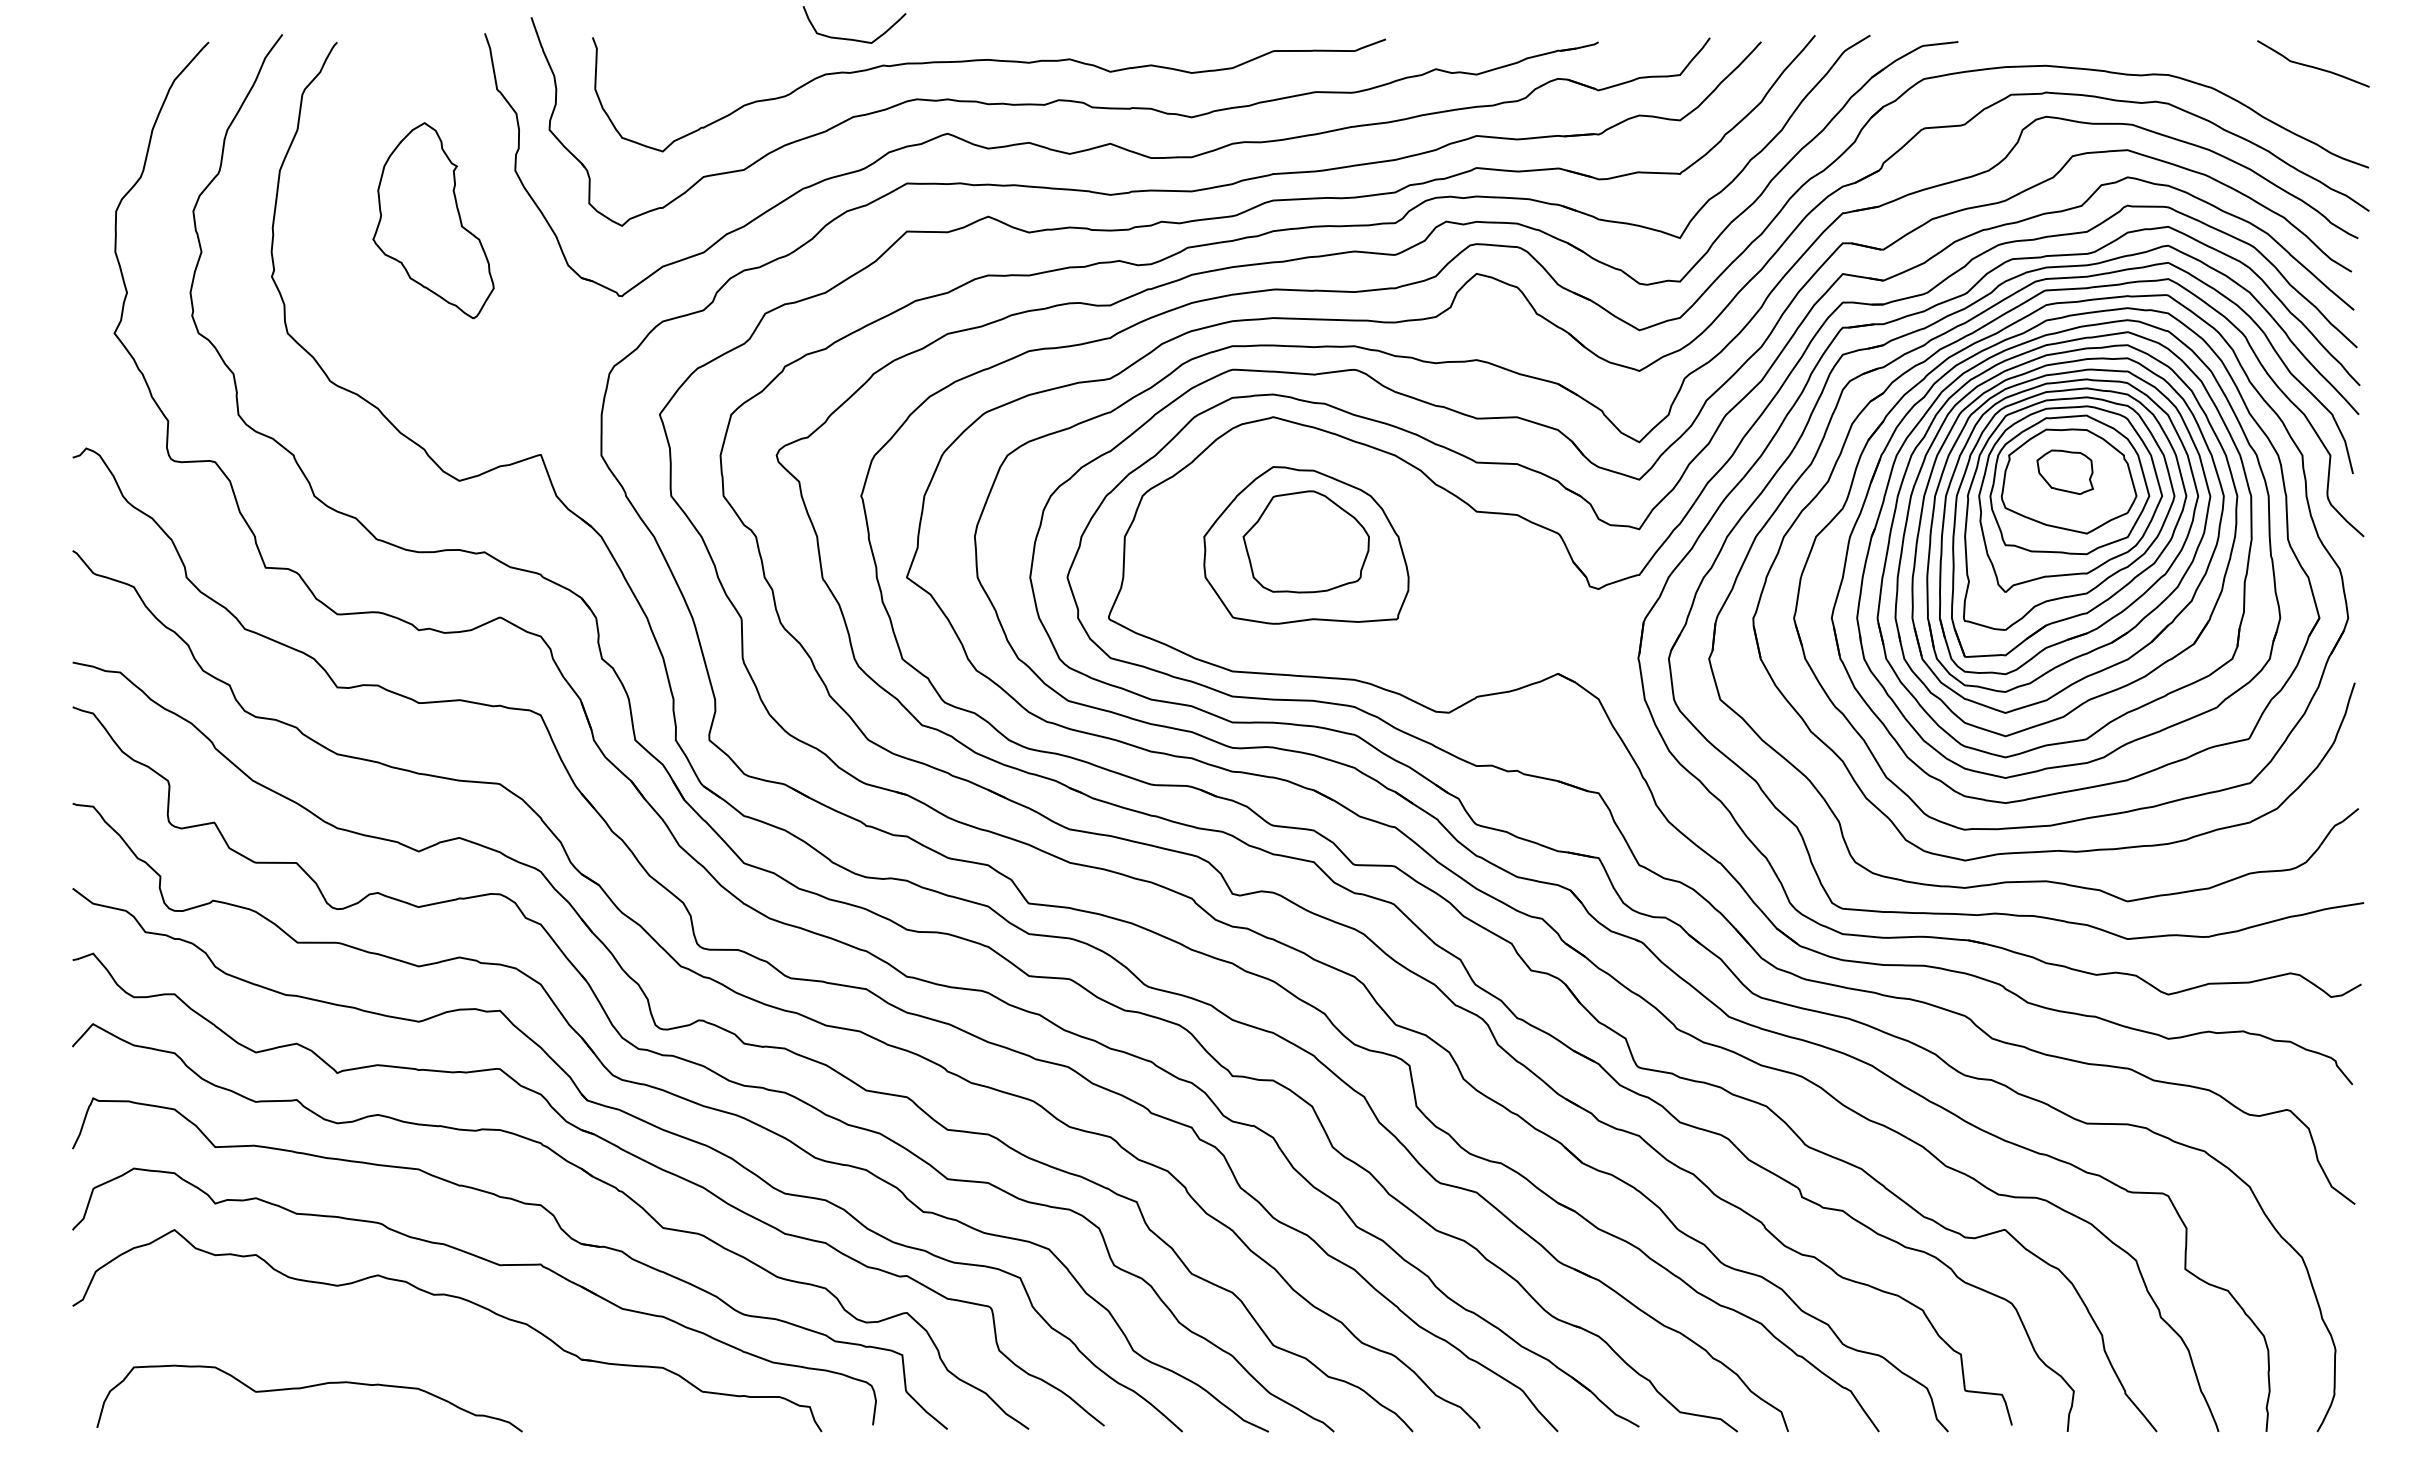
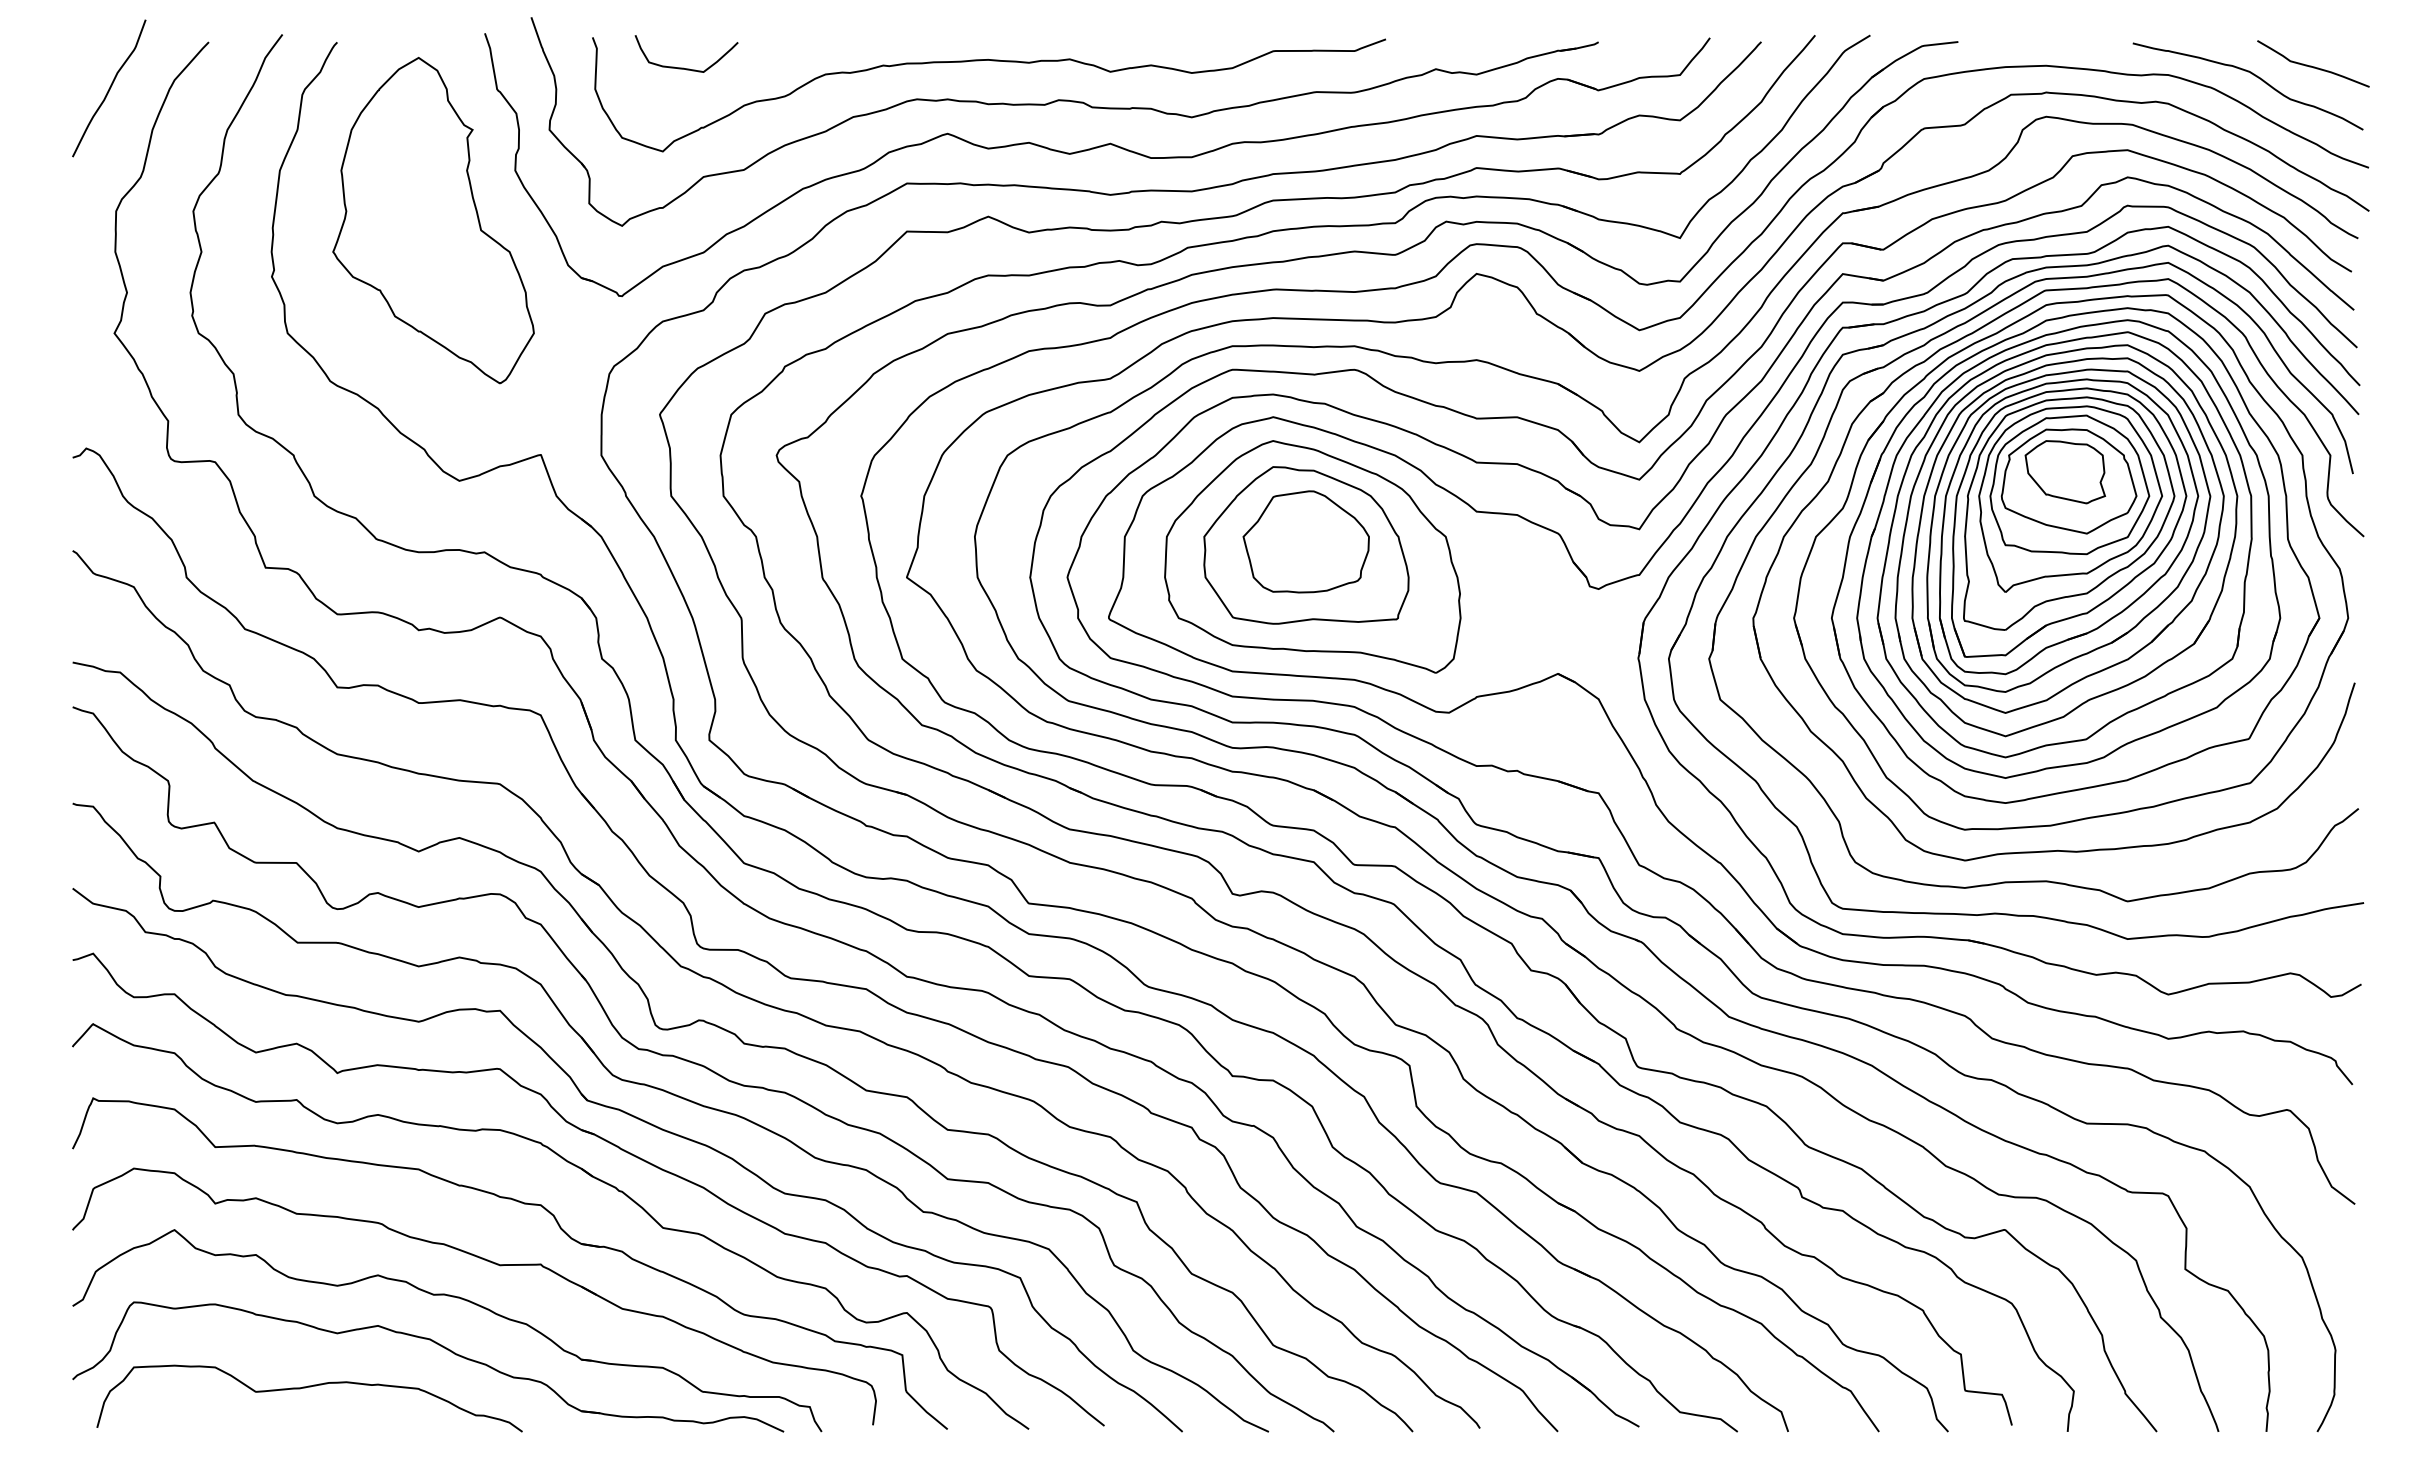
curve position: (851, 38) -> (683, 67) (683, 67)
curve: none -> present (2253, 75)
curve: none -> present (109, 88)
part size: 123x198 px -> 203x328 px (433, 220)
part size: 58x46 px -> 82x65 px (2064, 472)
part: none -> present (1312, 556)
part: none -> present (438, 1345)
